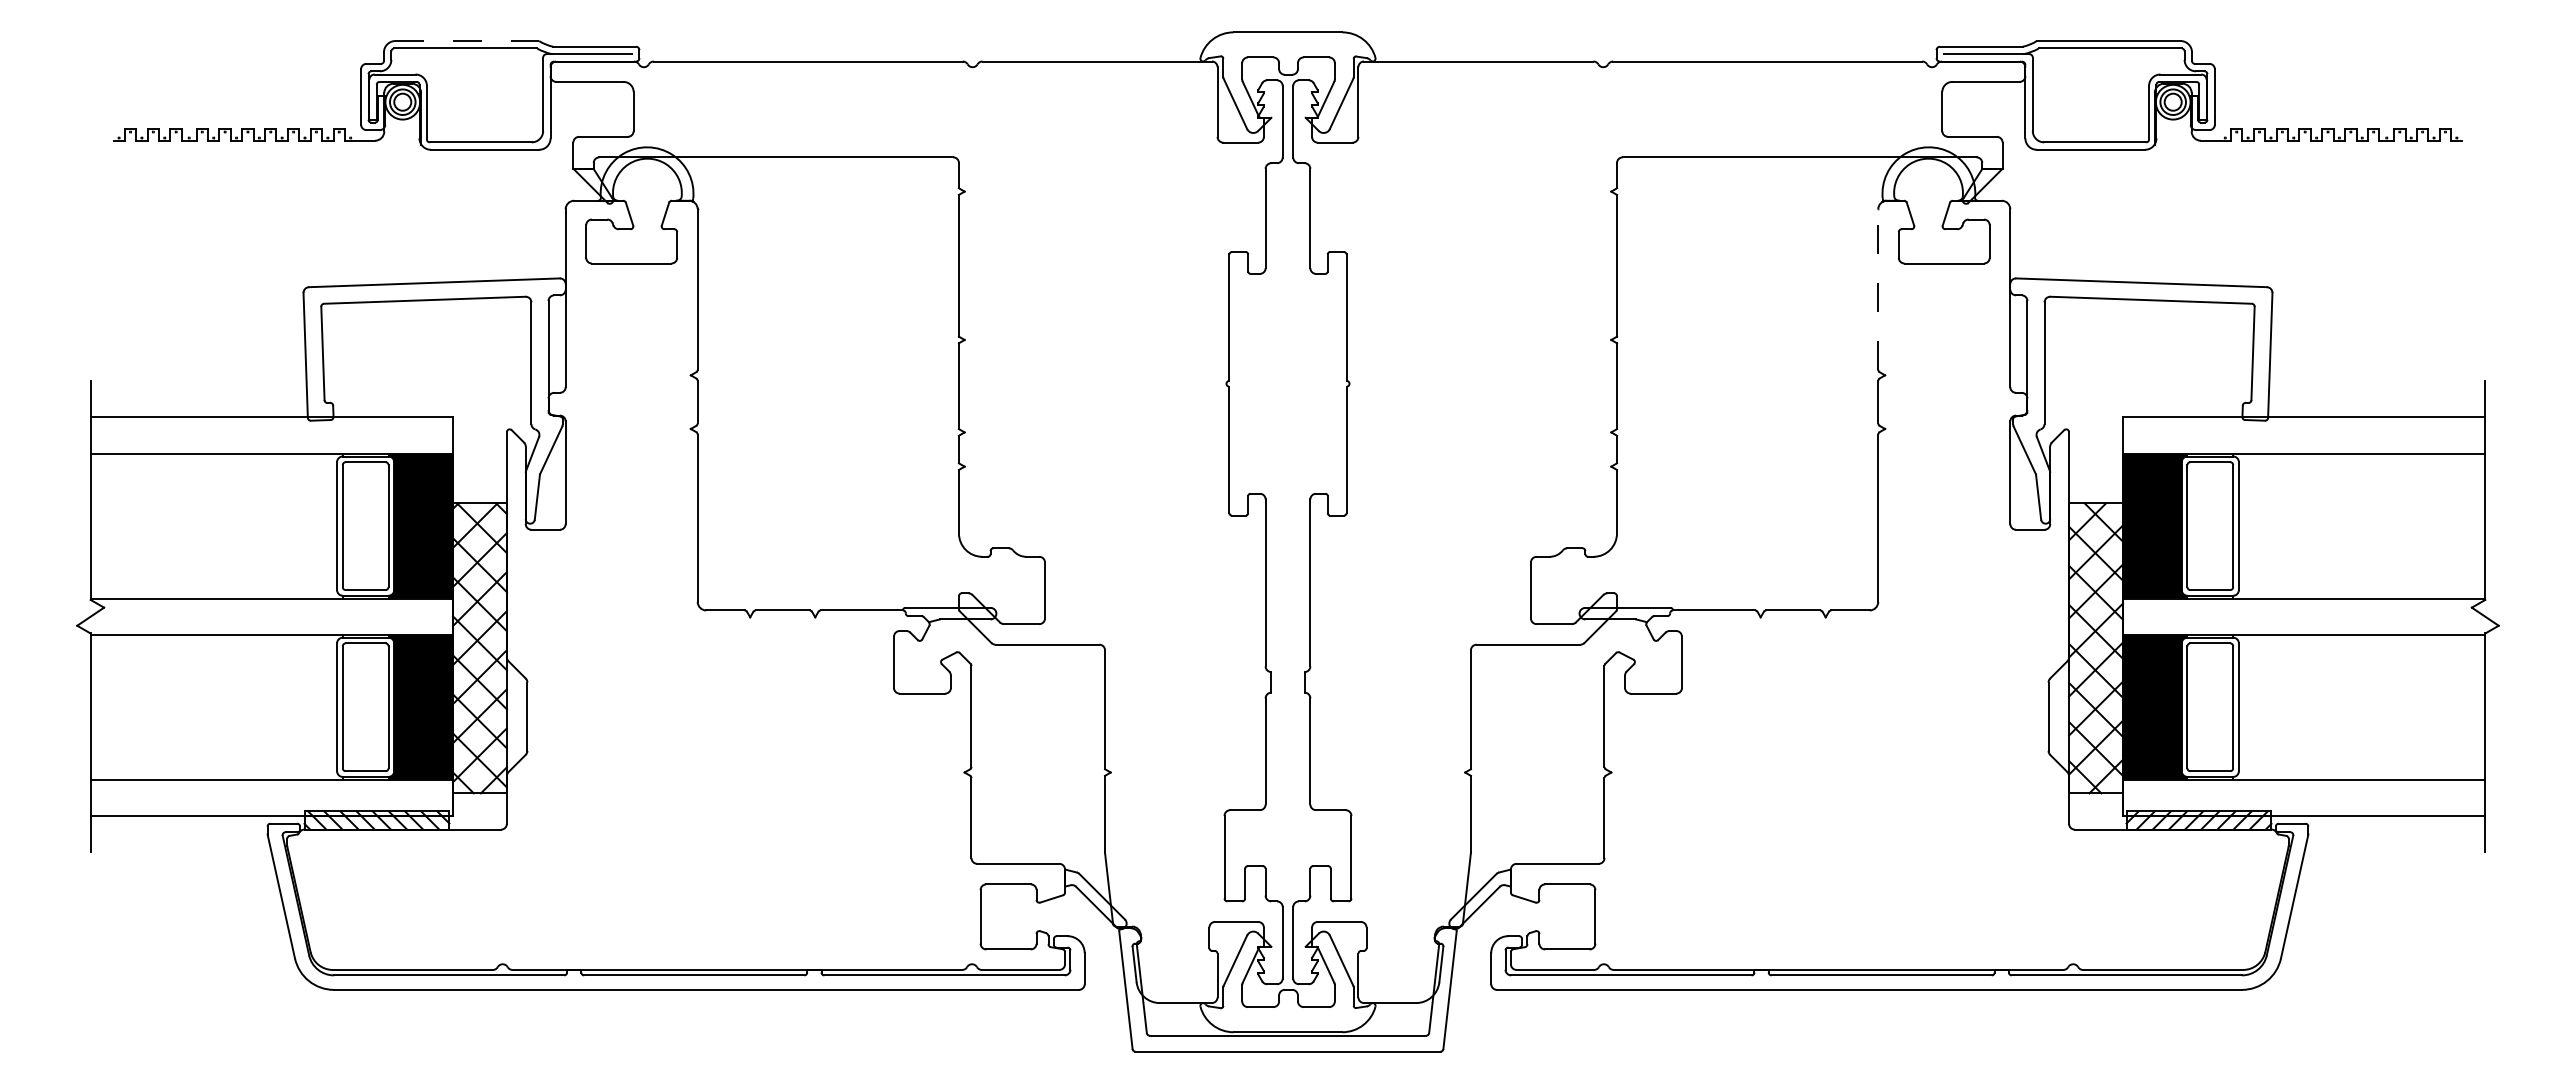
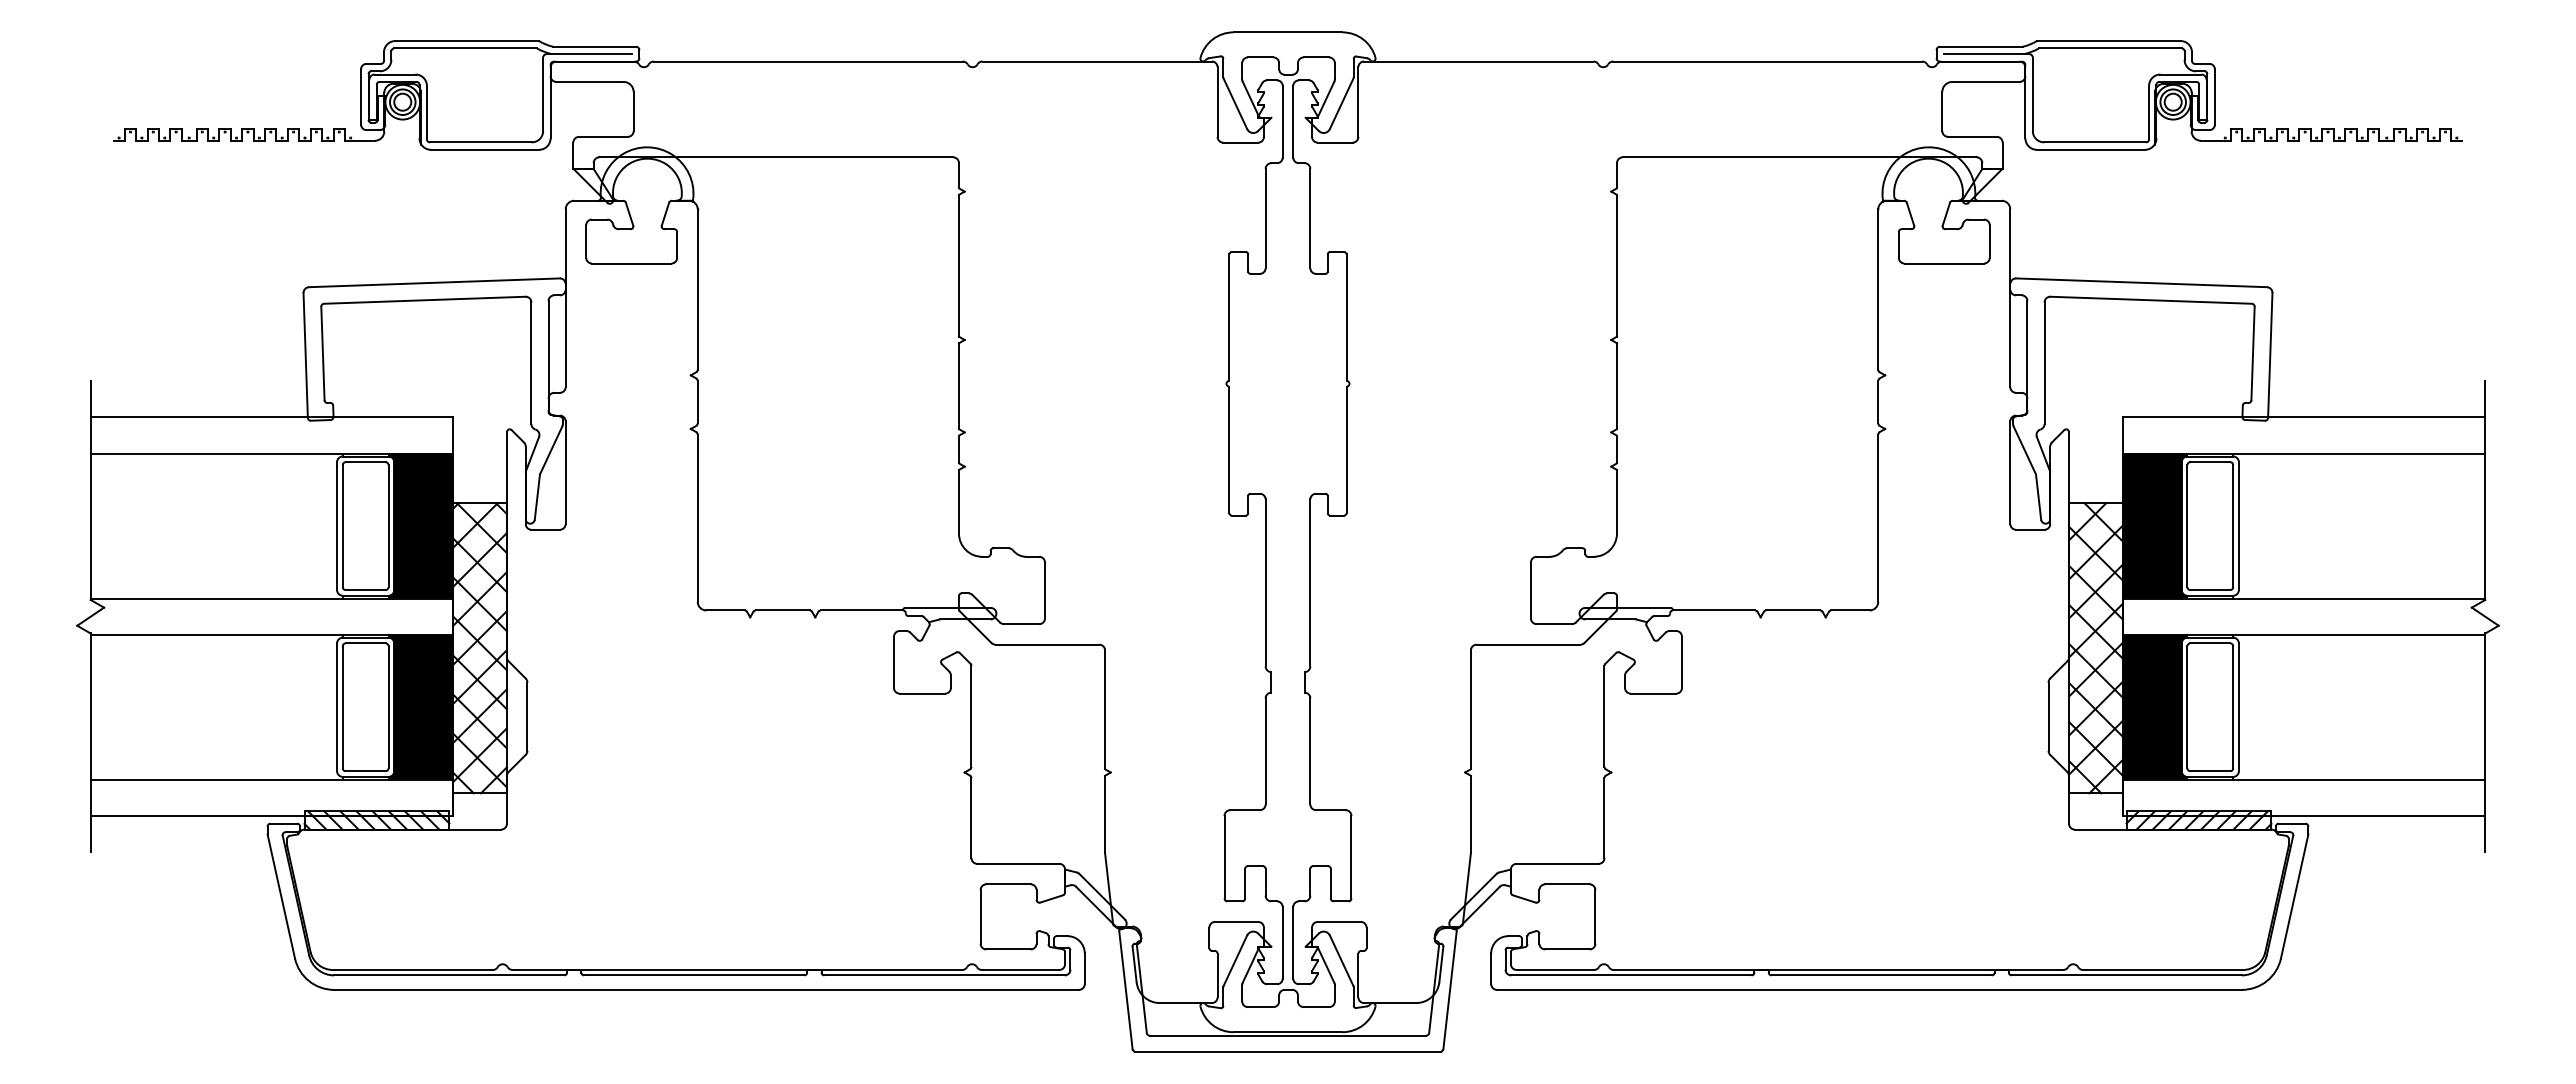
line: dashed -> solid (467, 41)
line: dashed -> solid (1878, 289)
